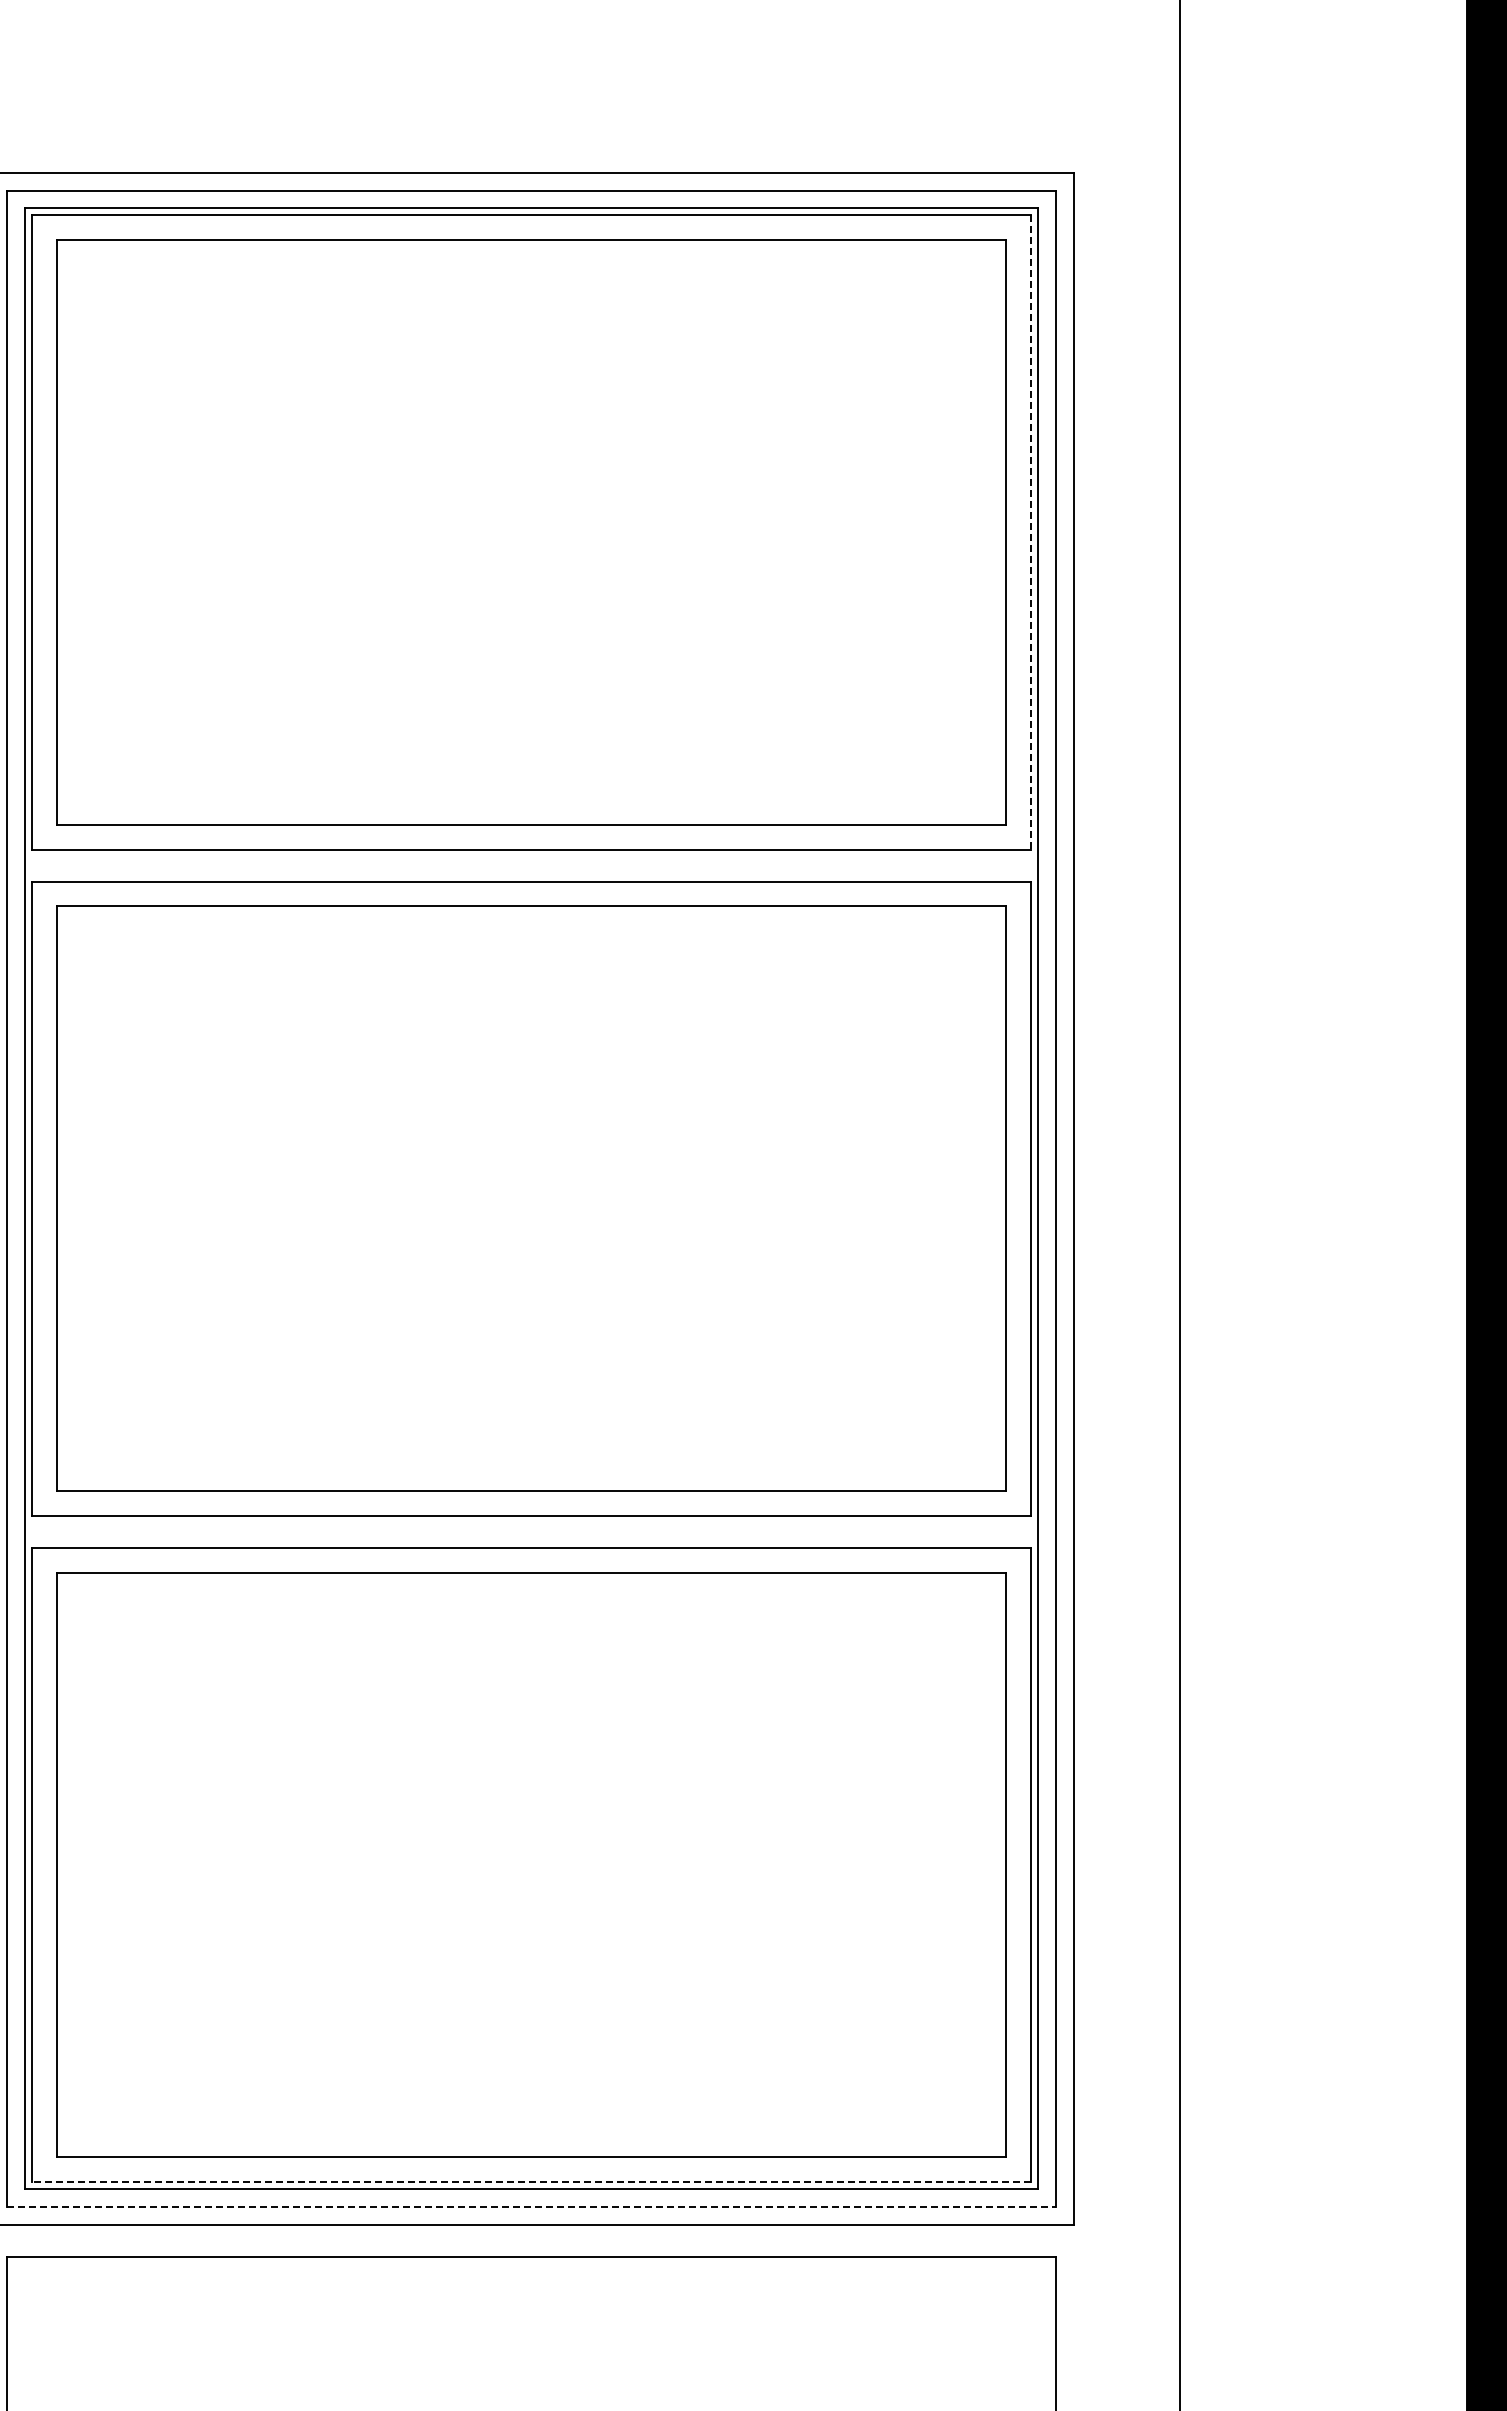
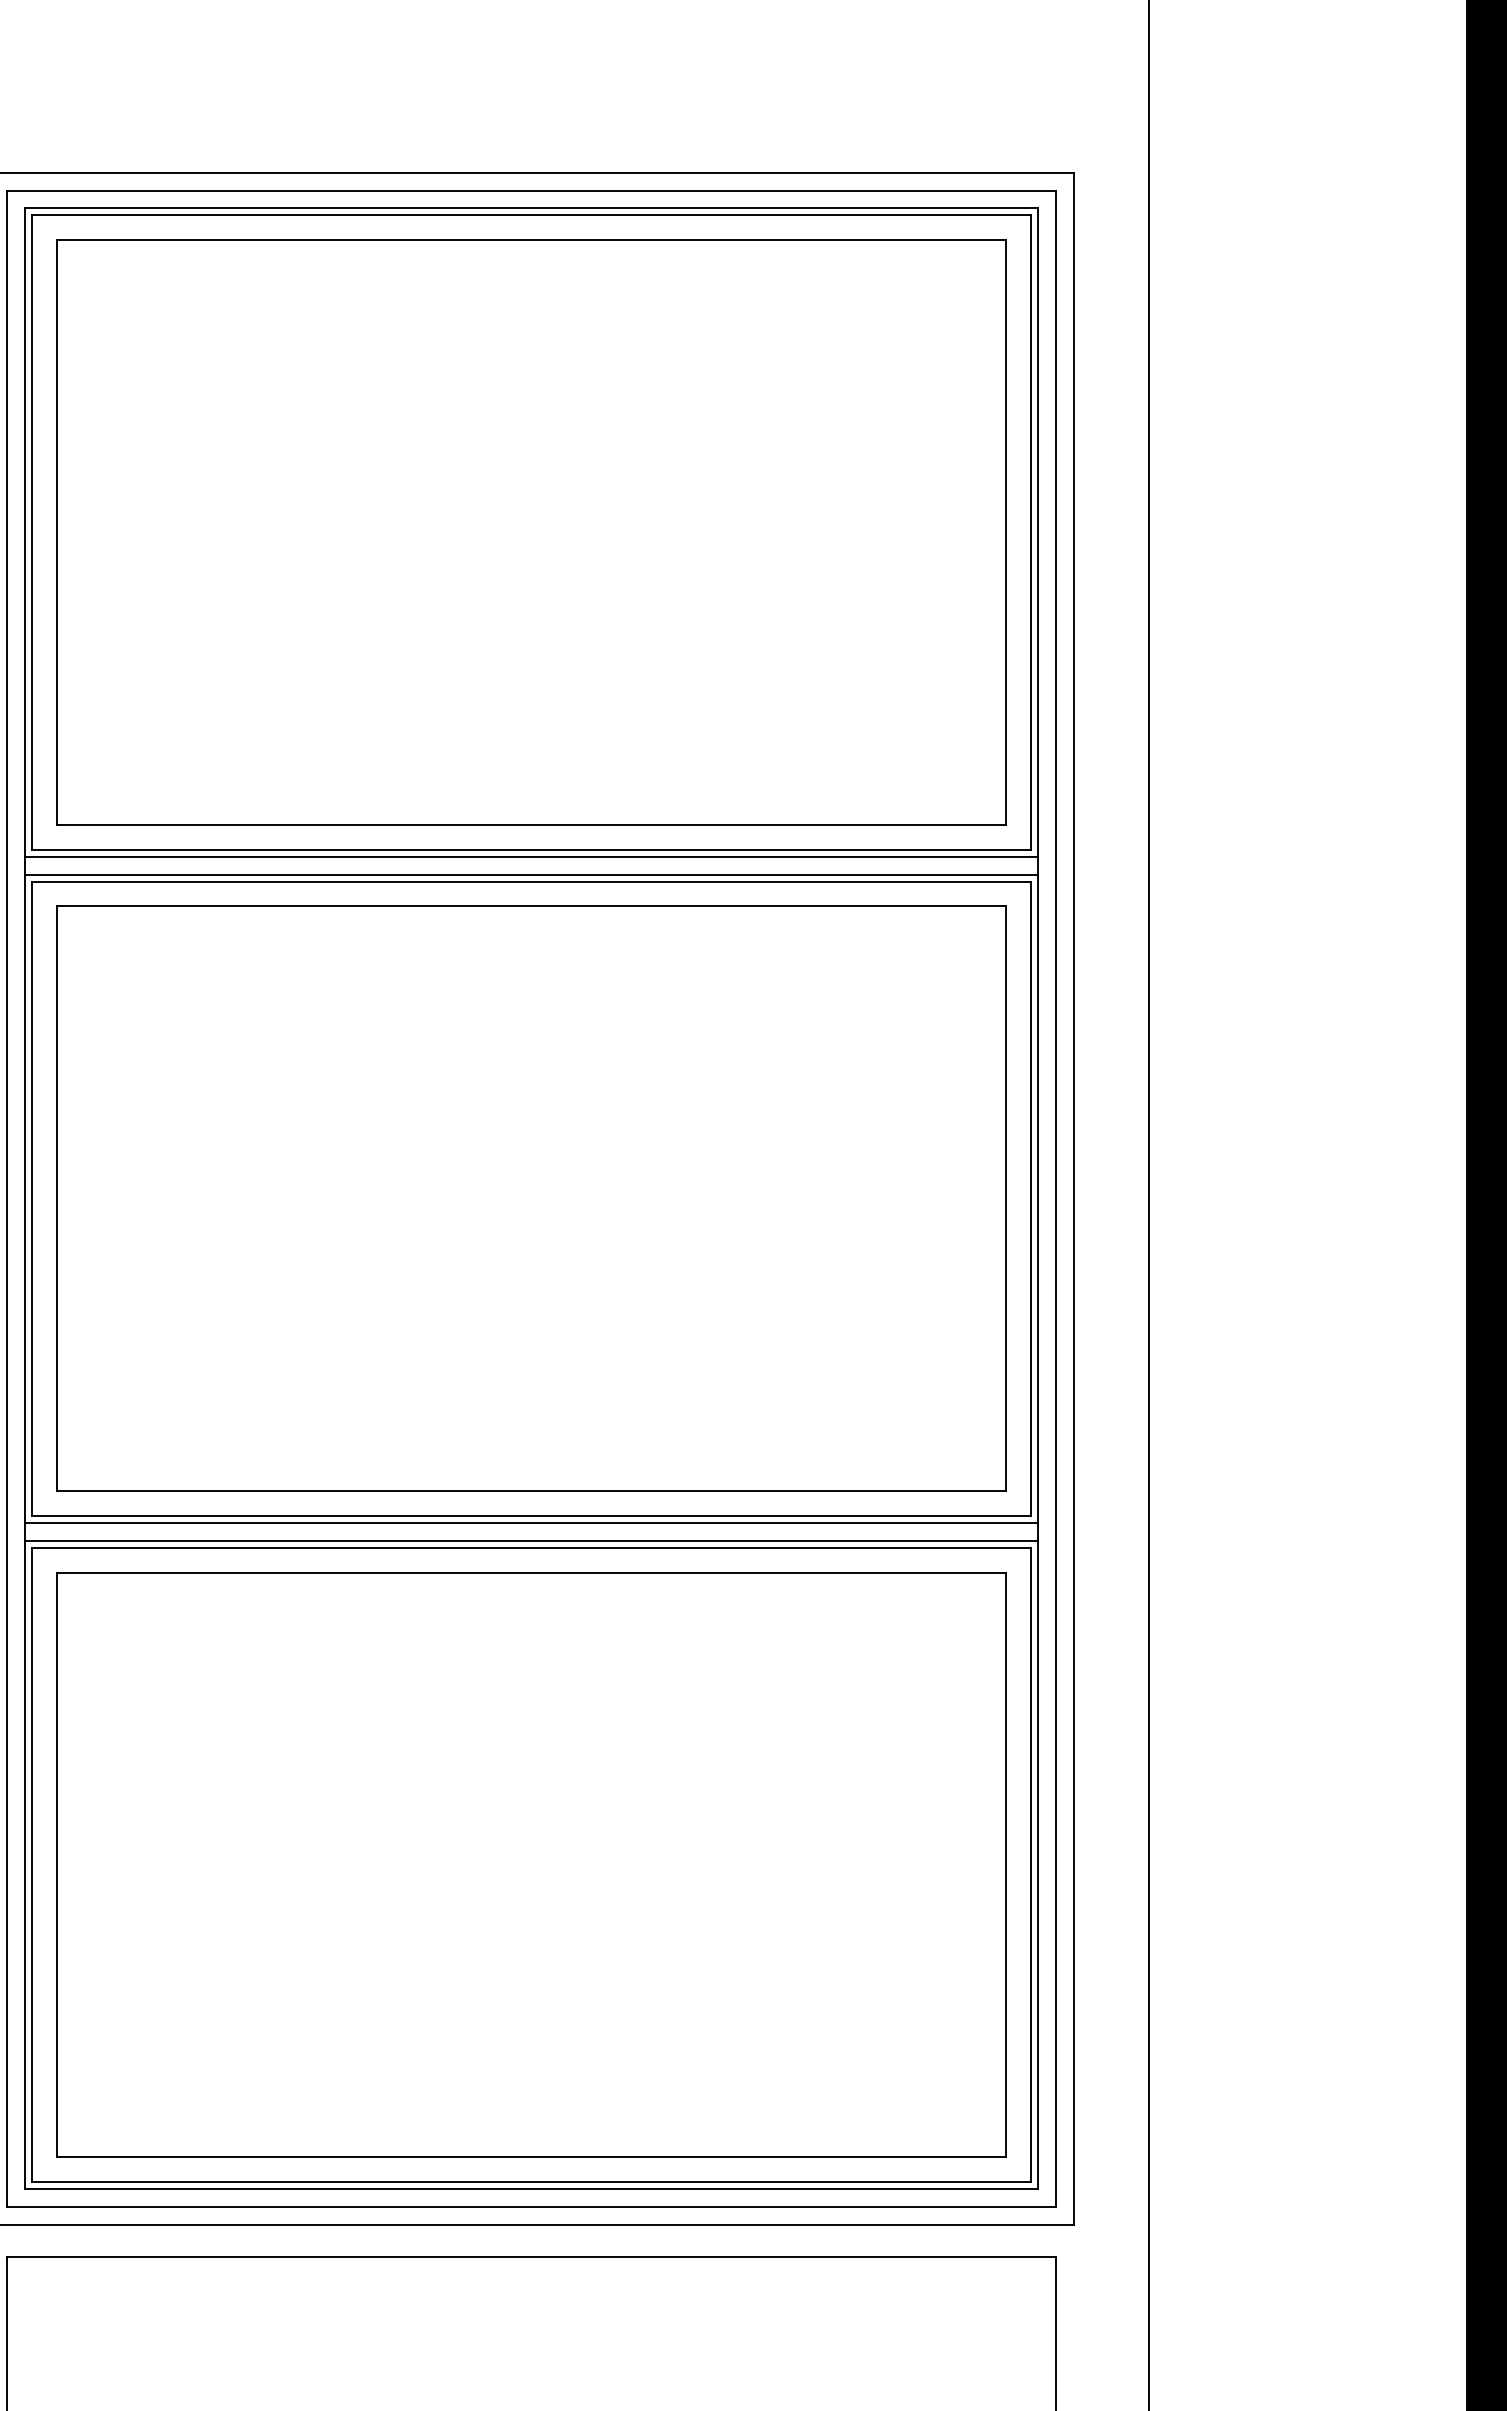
line: dashed -> solid (1031, 533)
line: none -> present (531, 856)
line: none -> present (531, 874)
line position: (1180, 1204) -> (1149, 1204) (1149, 1204)
line: none -> present (531, 1523)
line: none -> present (531, 1540)
line: dashed -> solid (531, 2182)
line: dashed -> solid (532, 2207)
